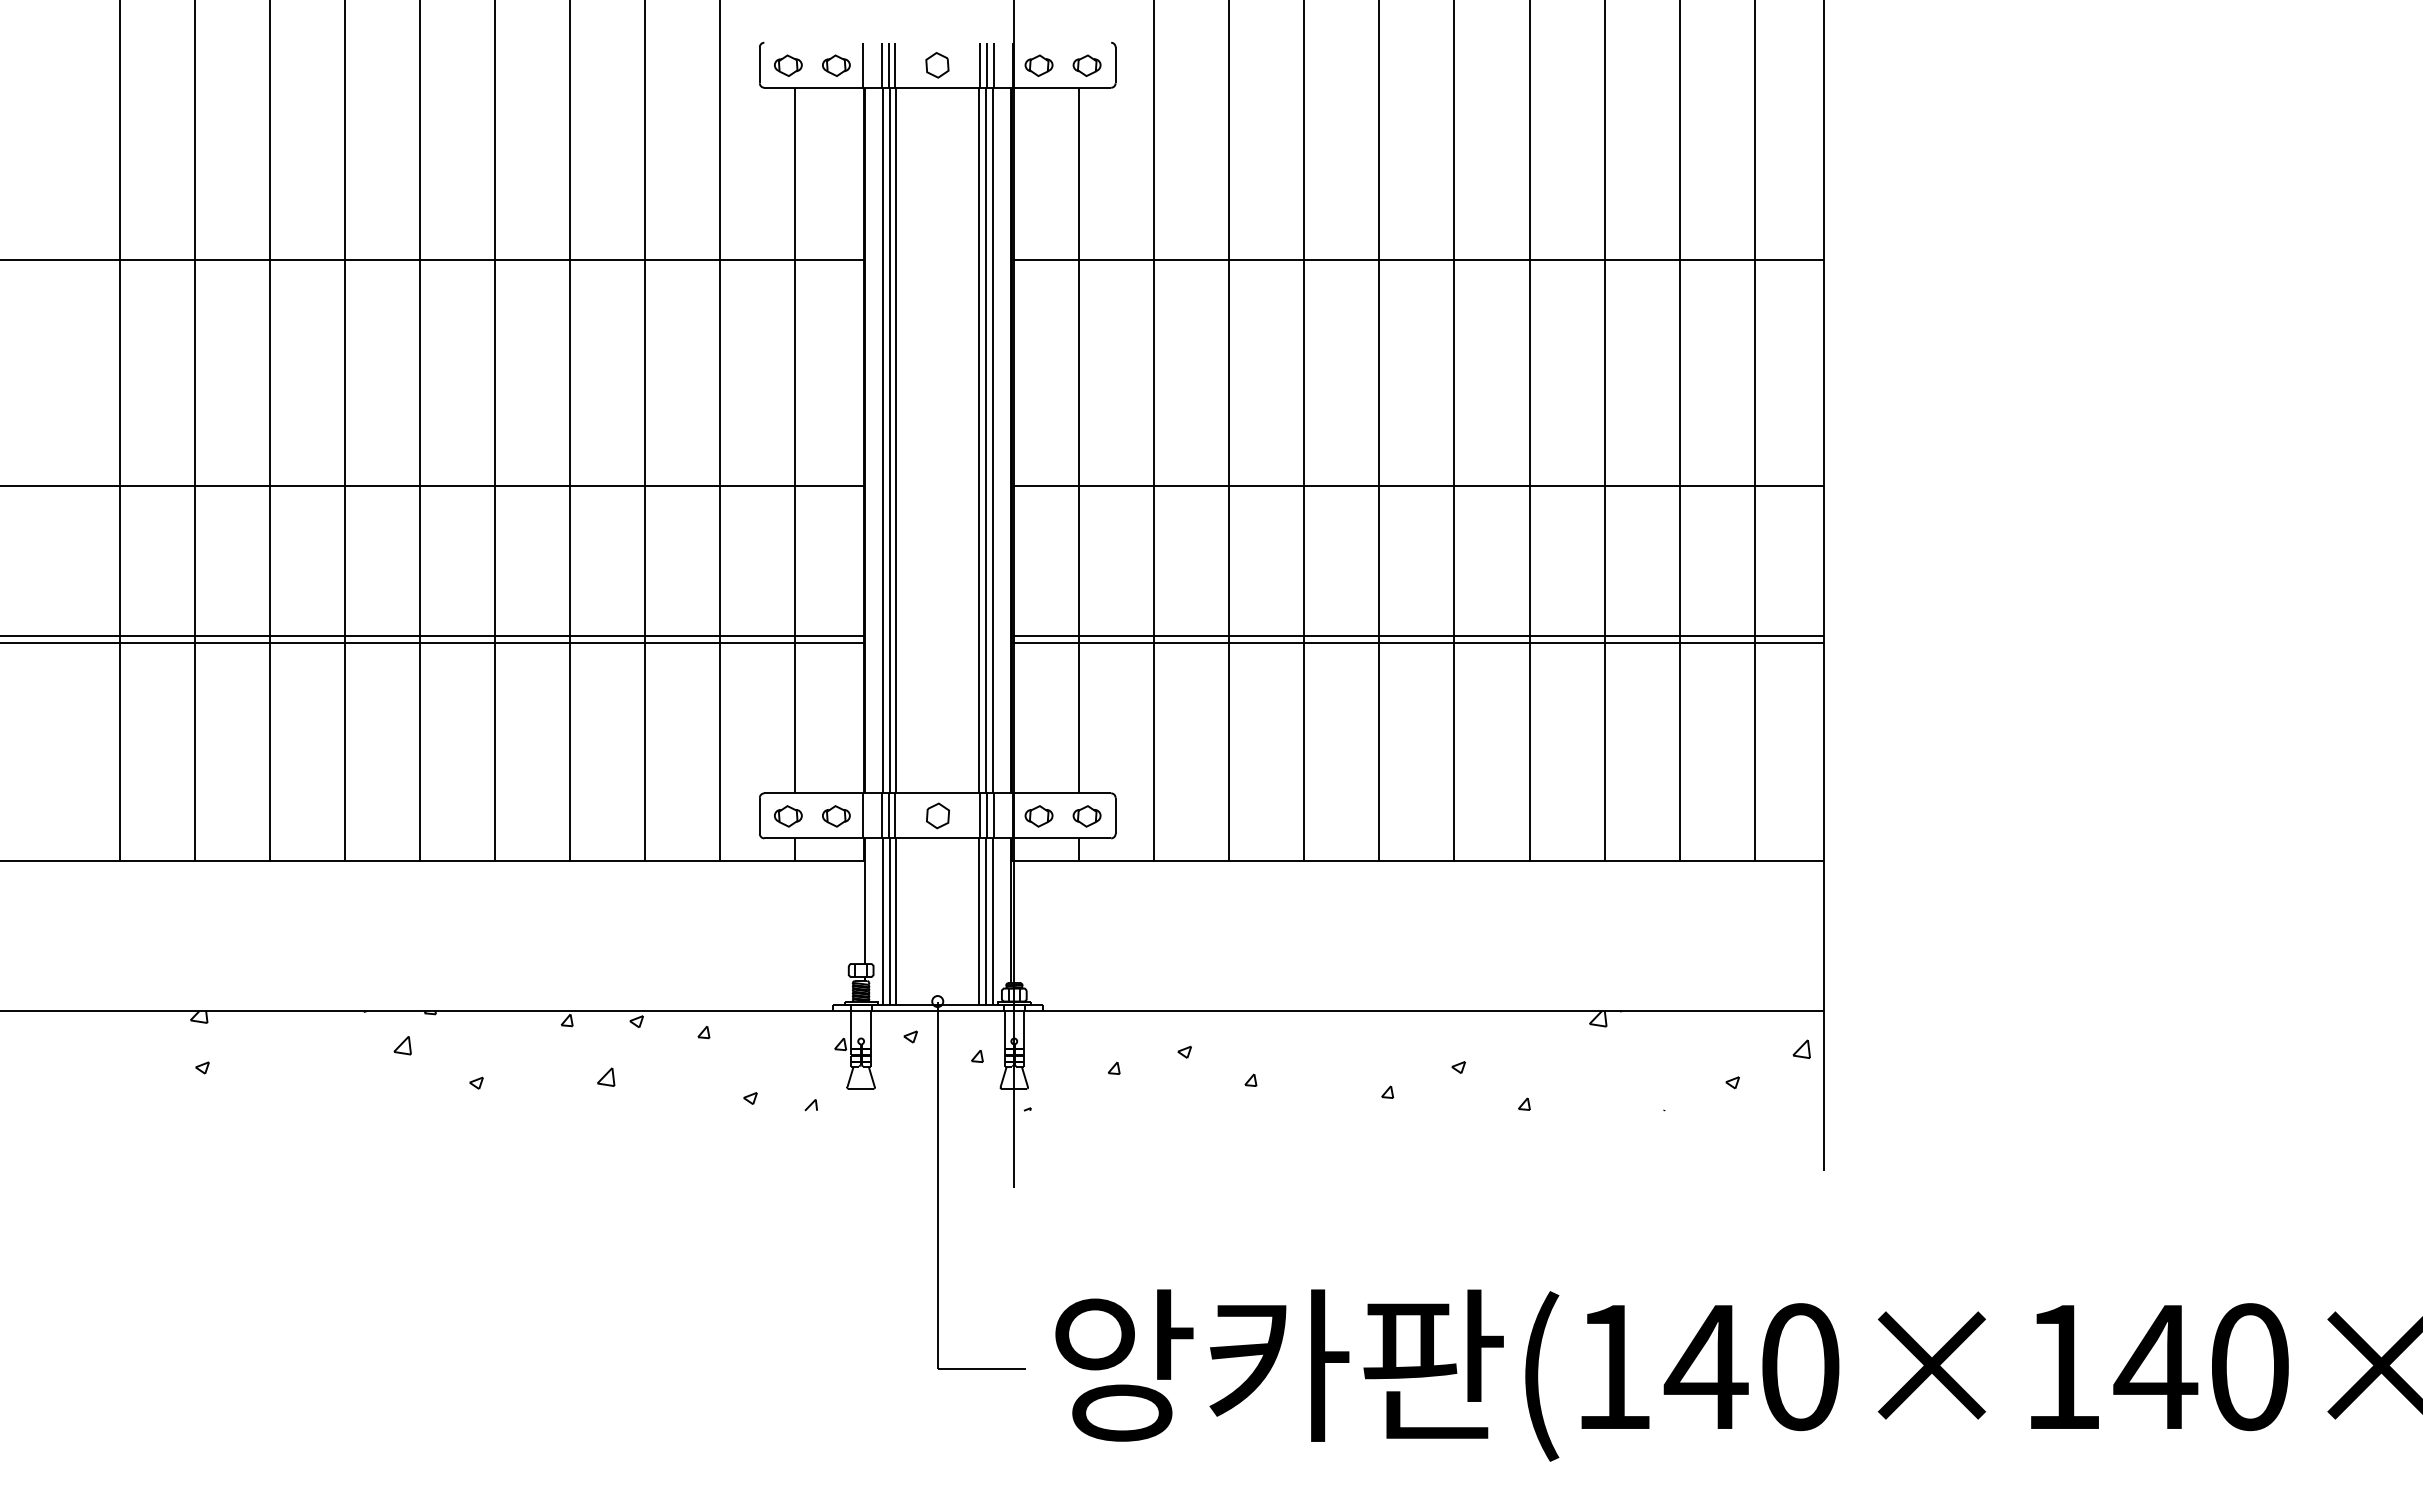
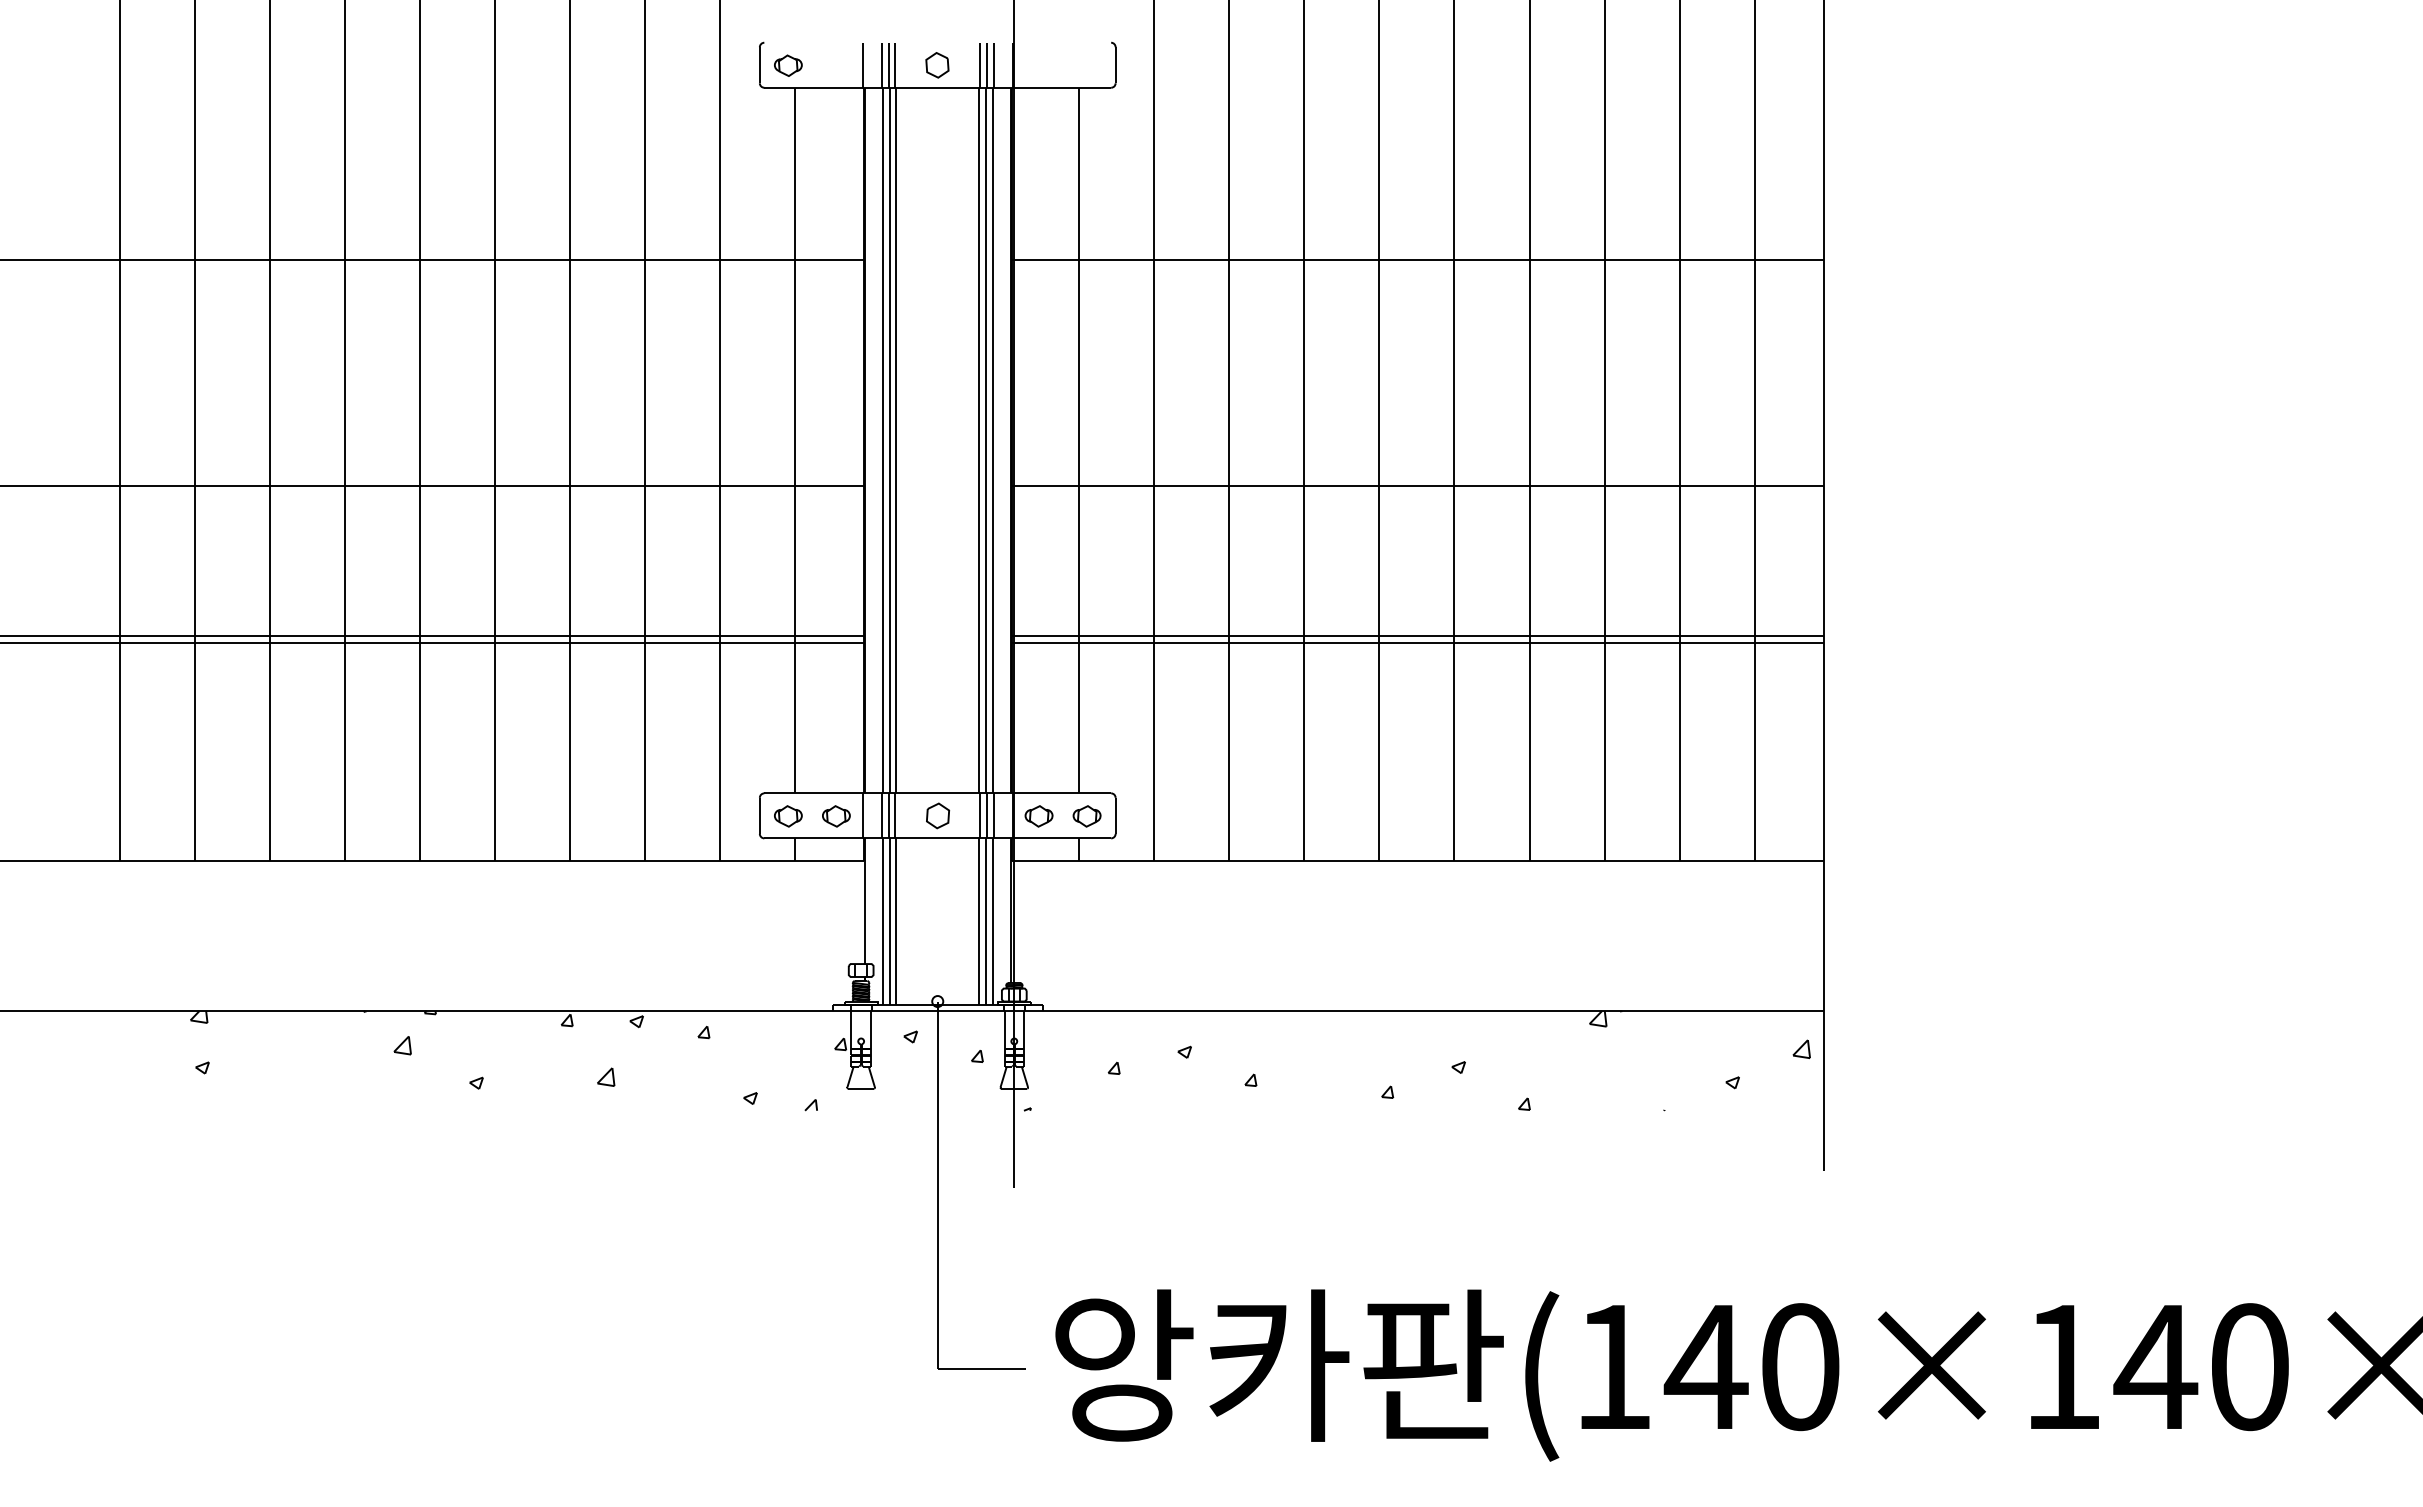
part: present -> none (836, 65)
part: present -> none (1038, 65)
part: present -> none (1086, 65)
